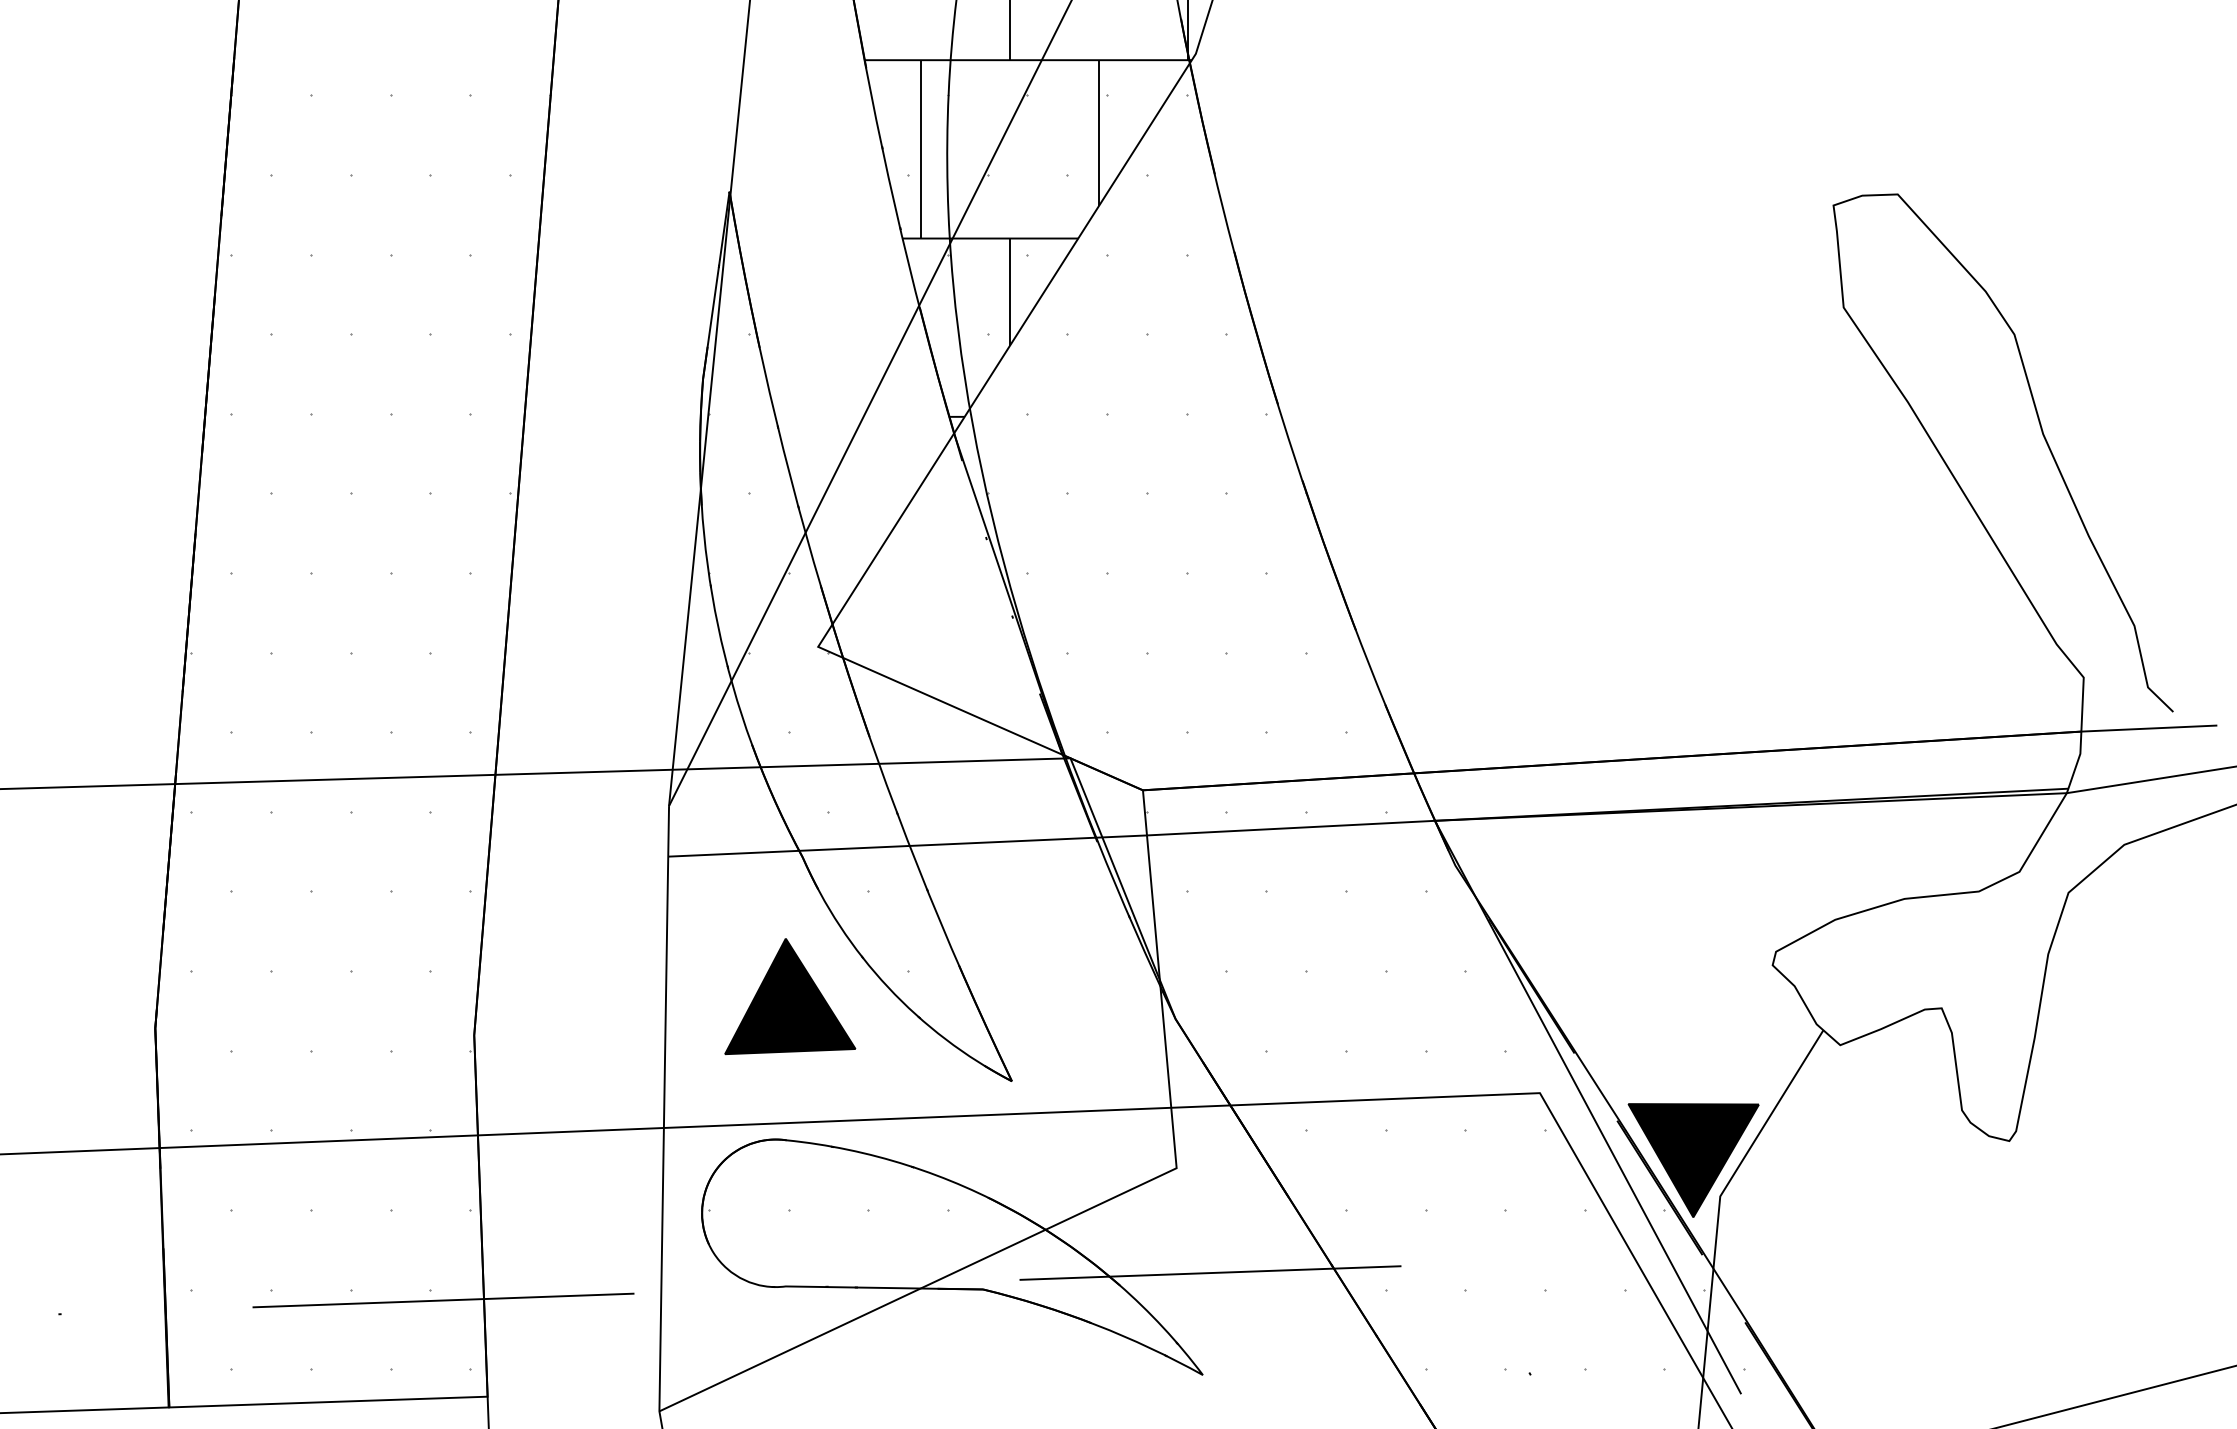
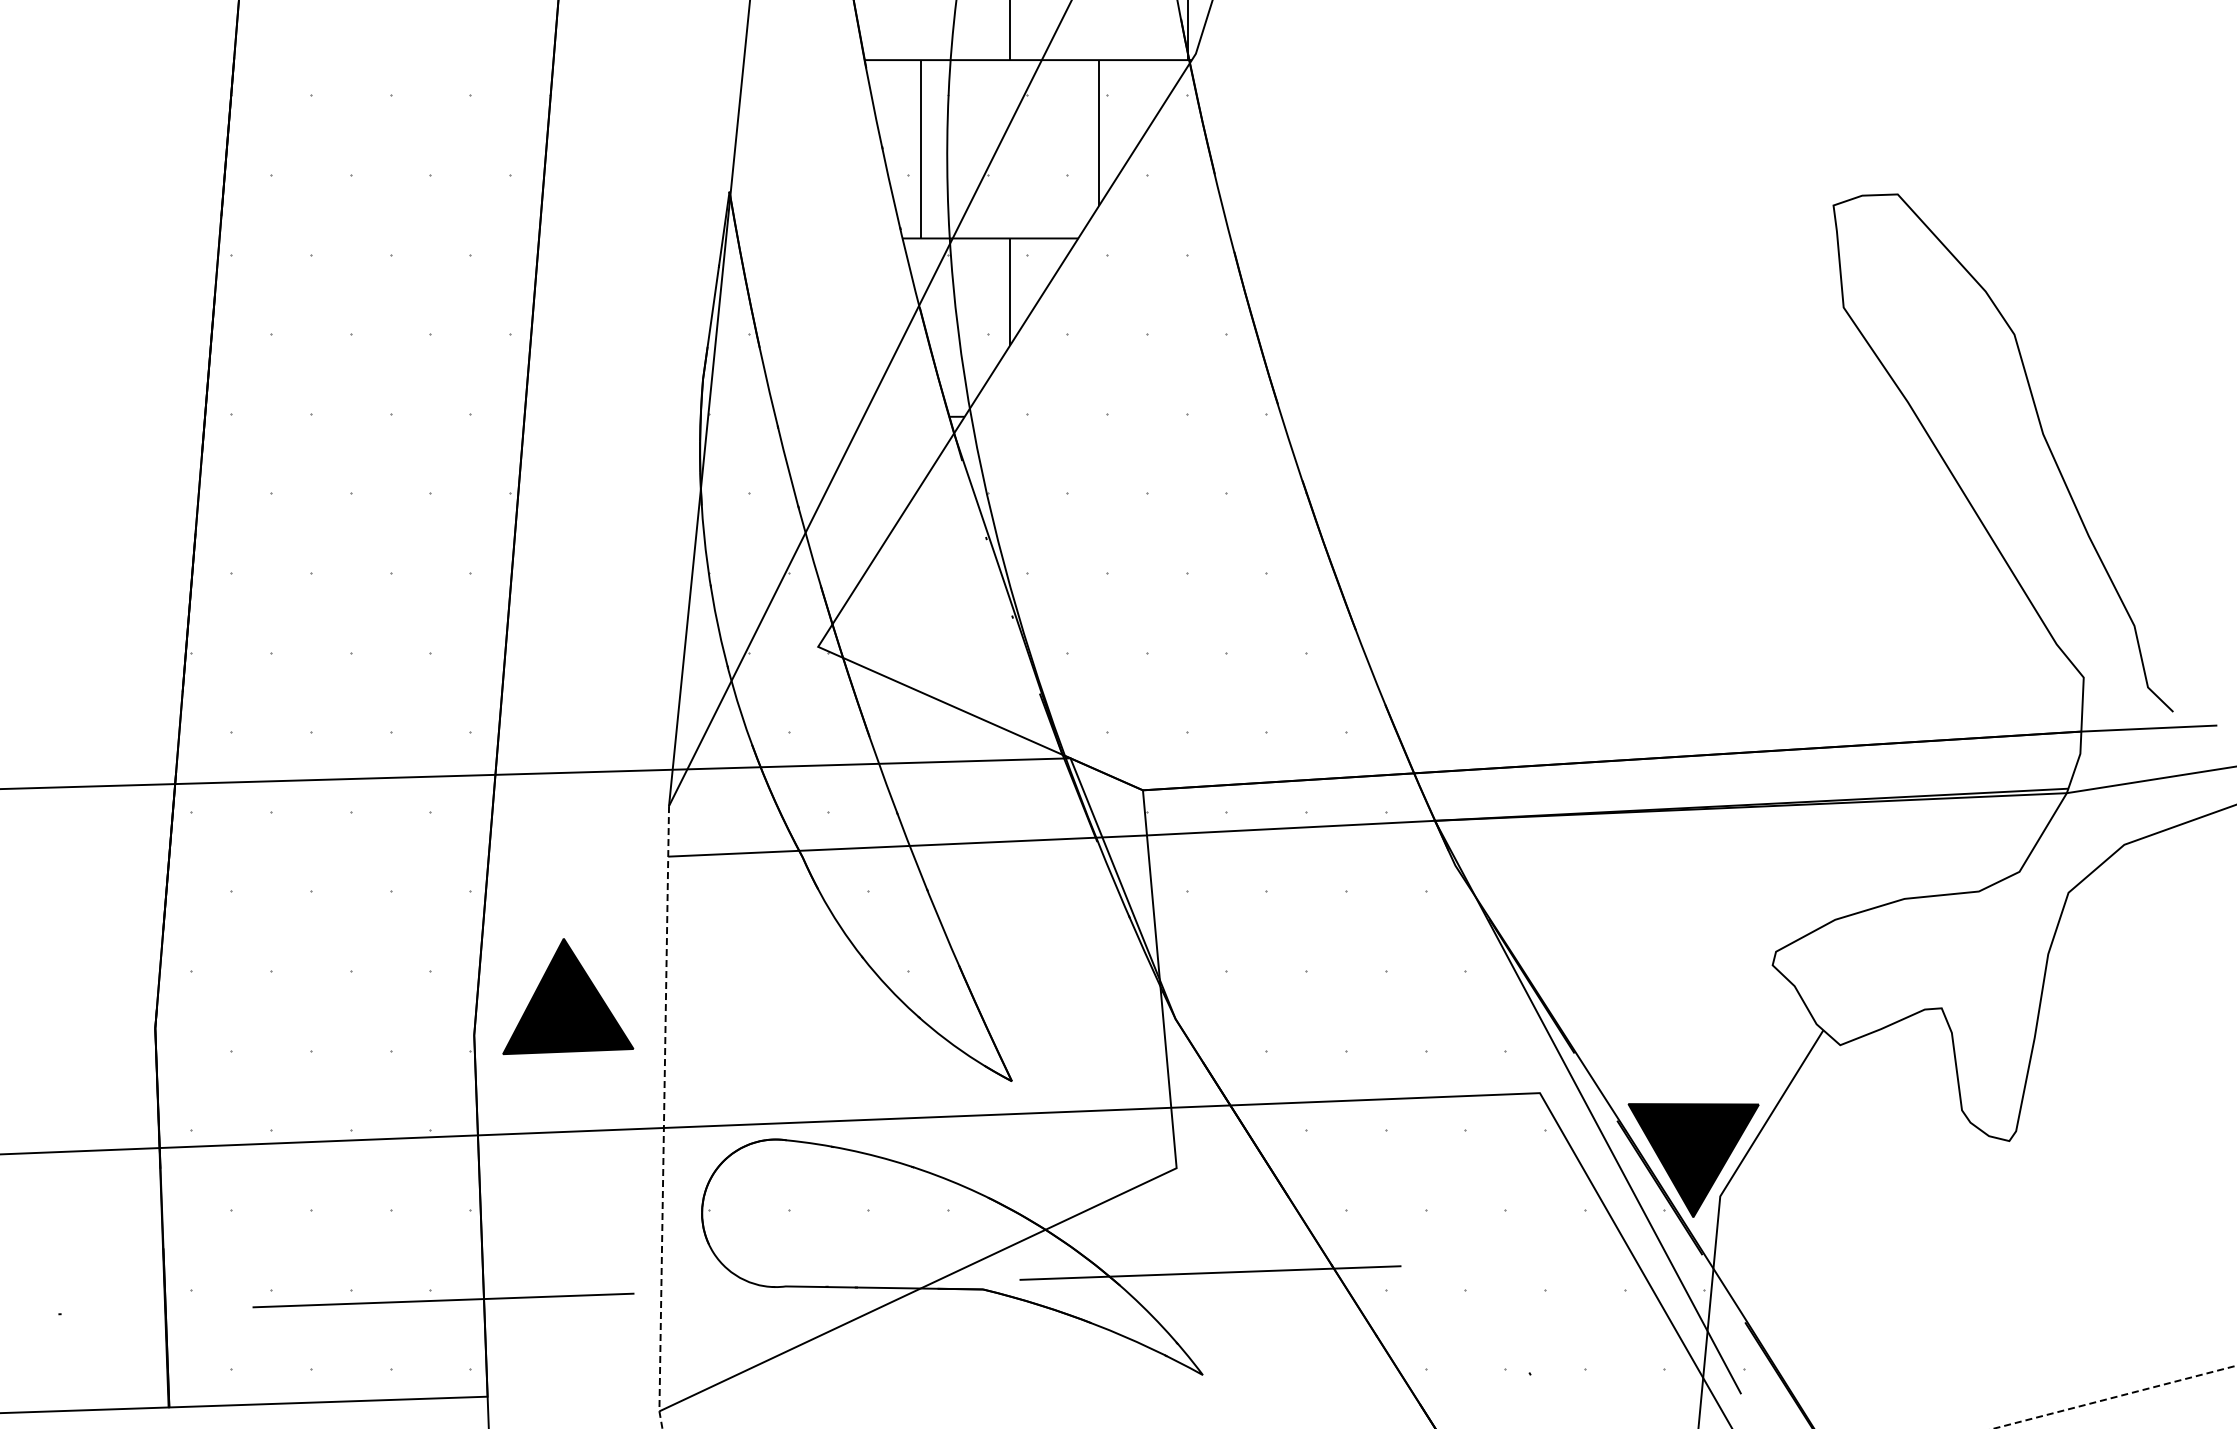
part position: (790, 996) -> (568, 996) (568, 996)
line: solid -> dashed (664, 1117)
line: solid -> dashed (2115, 1397)
